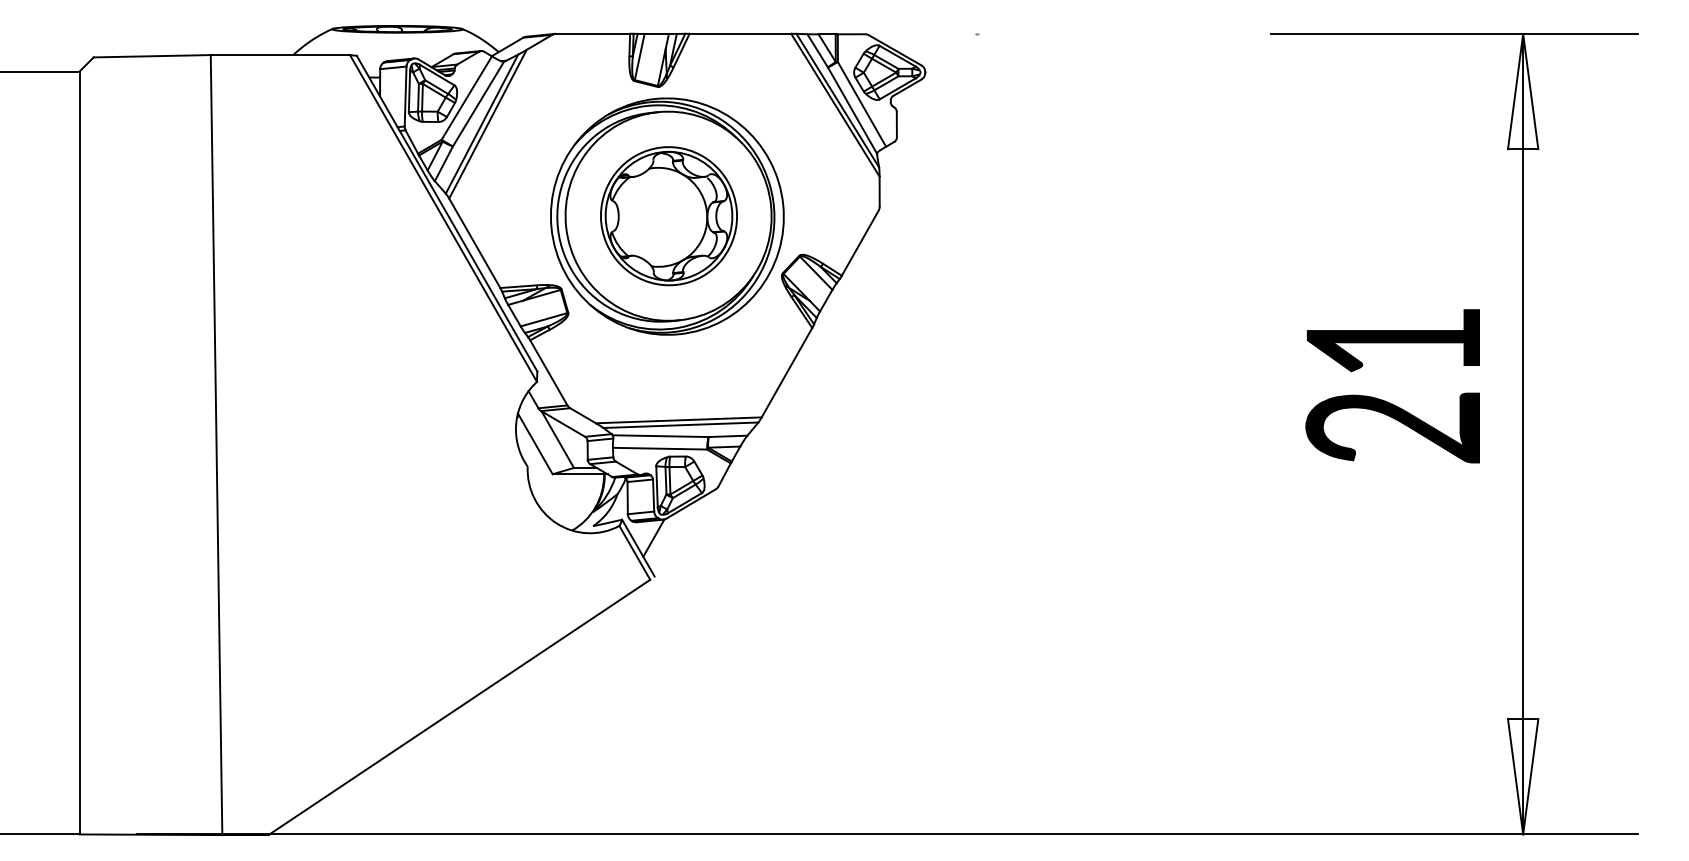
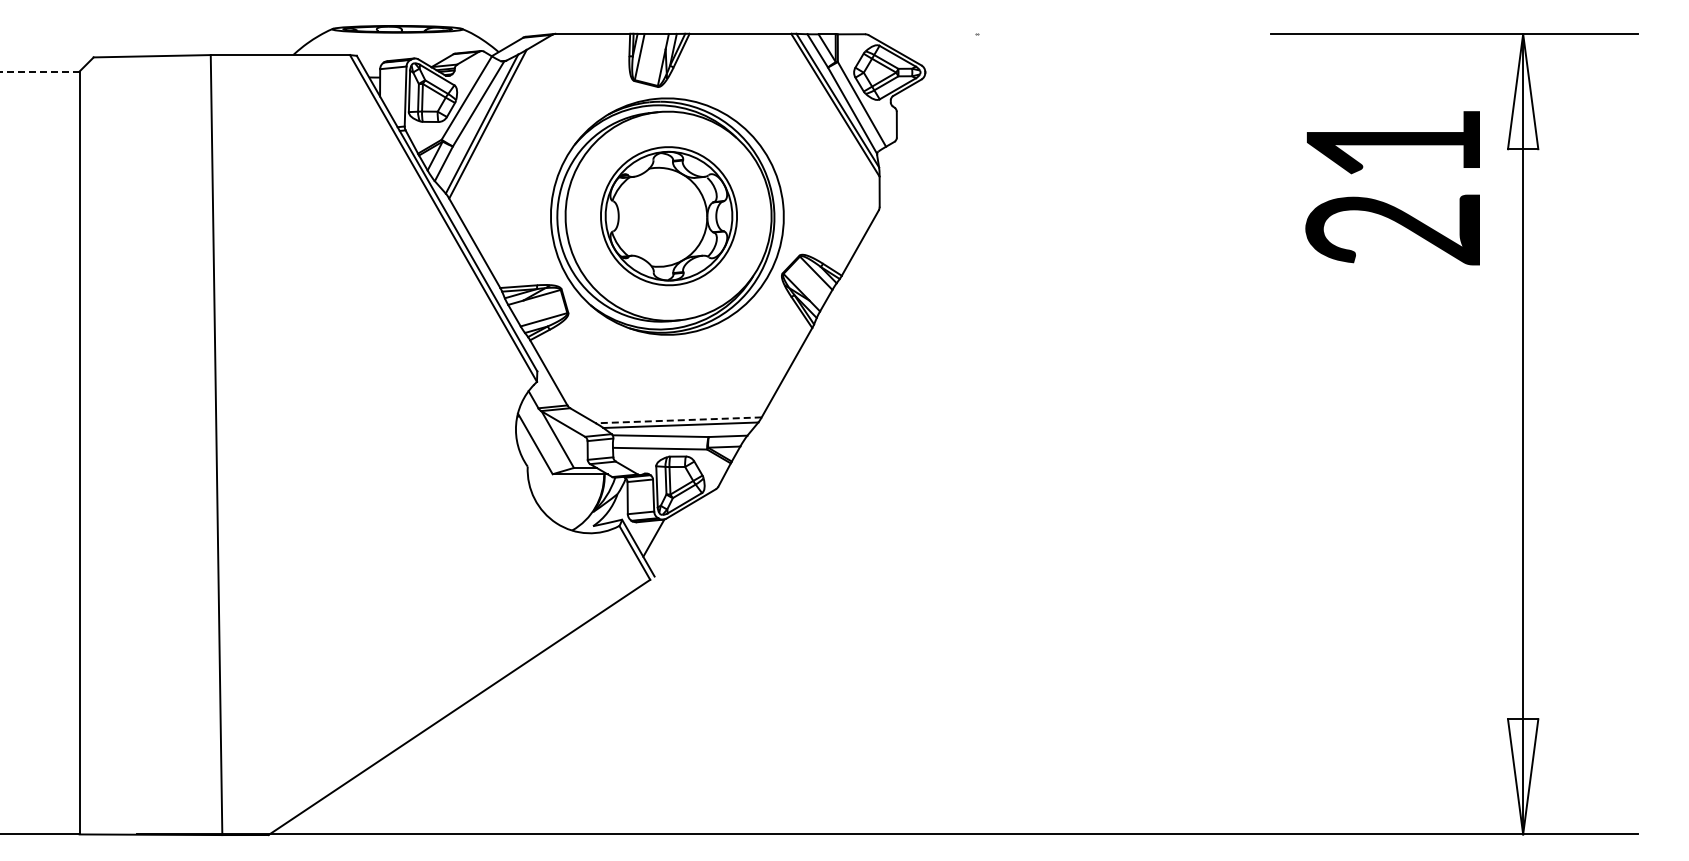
line: solid -> dashed (39, 71)
text position: (1392, 386) -> (1392, 188) (1392, 188)
line: solid -> dashed (678, 420)
